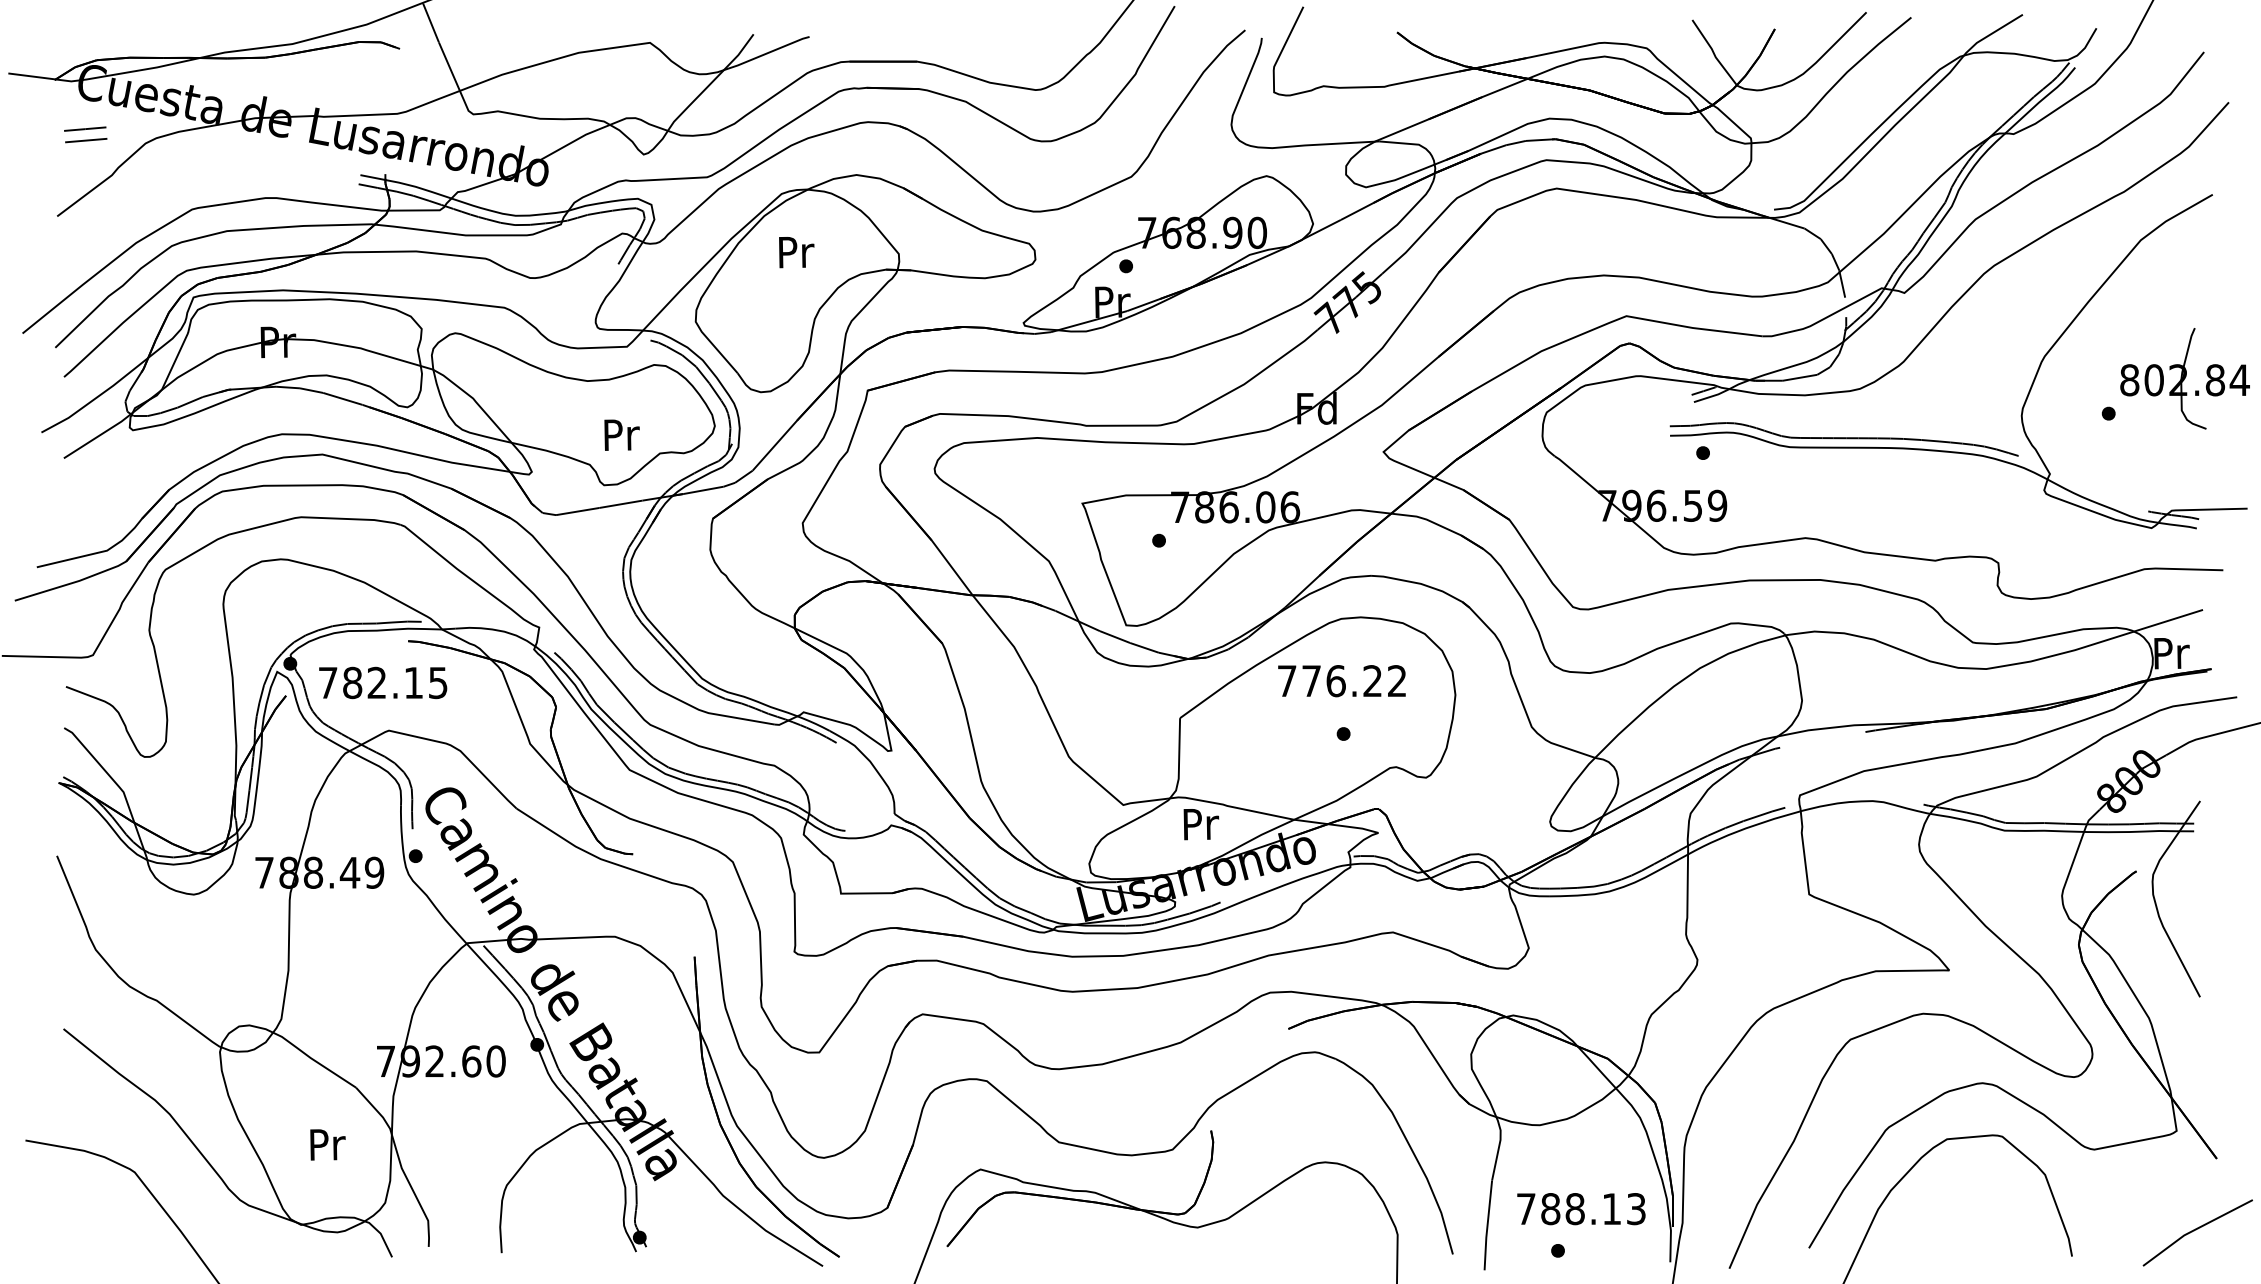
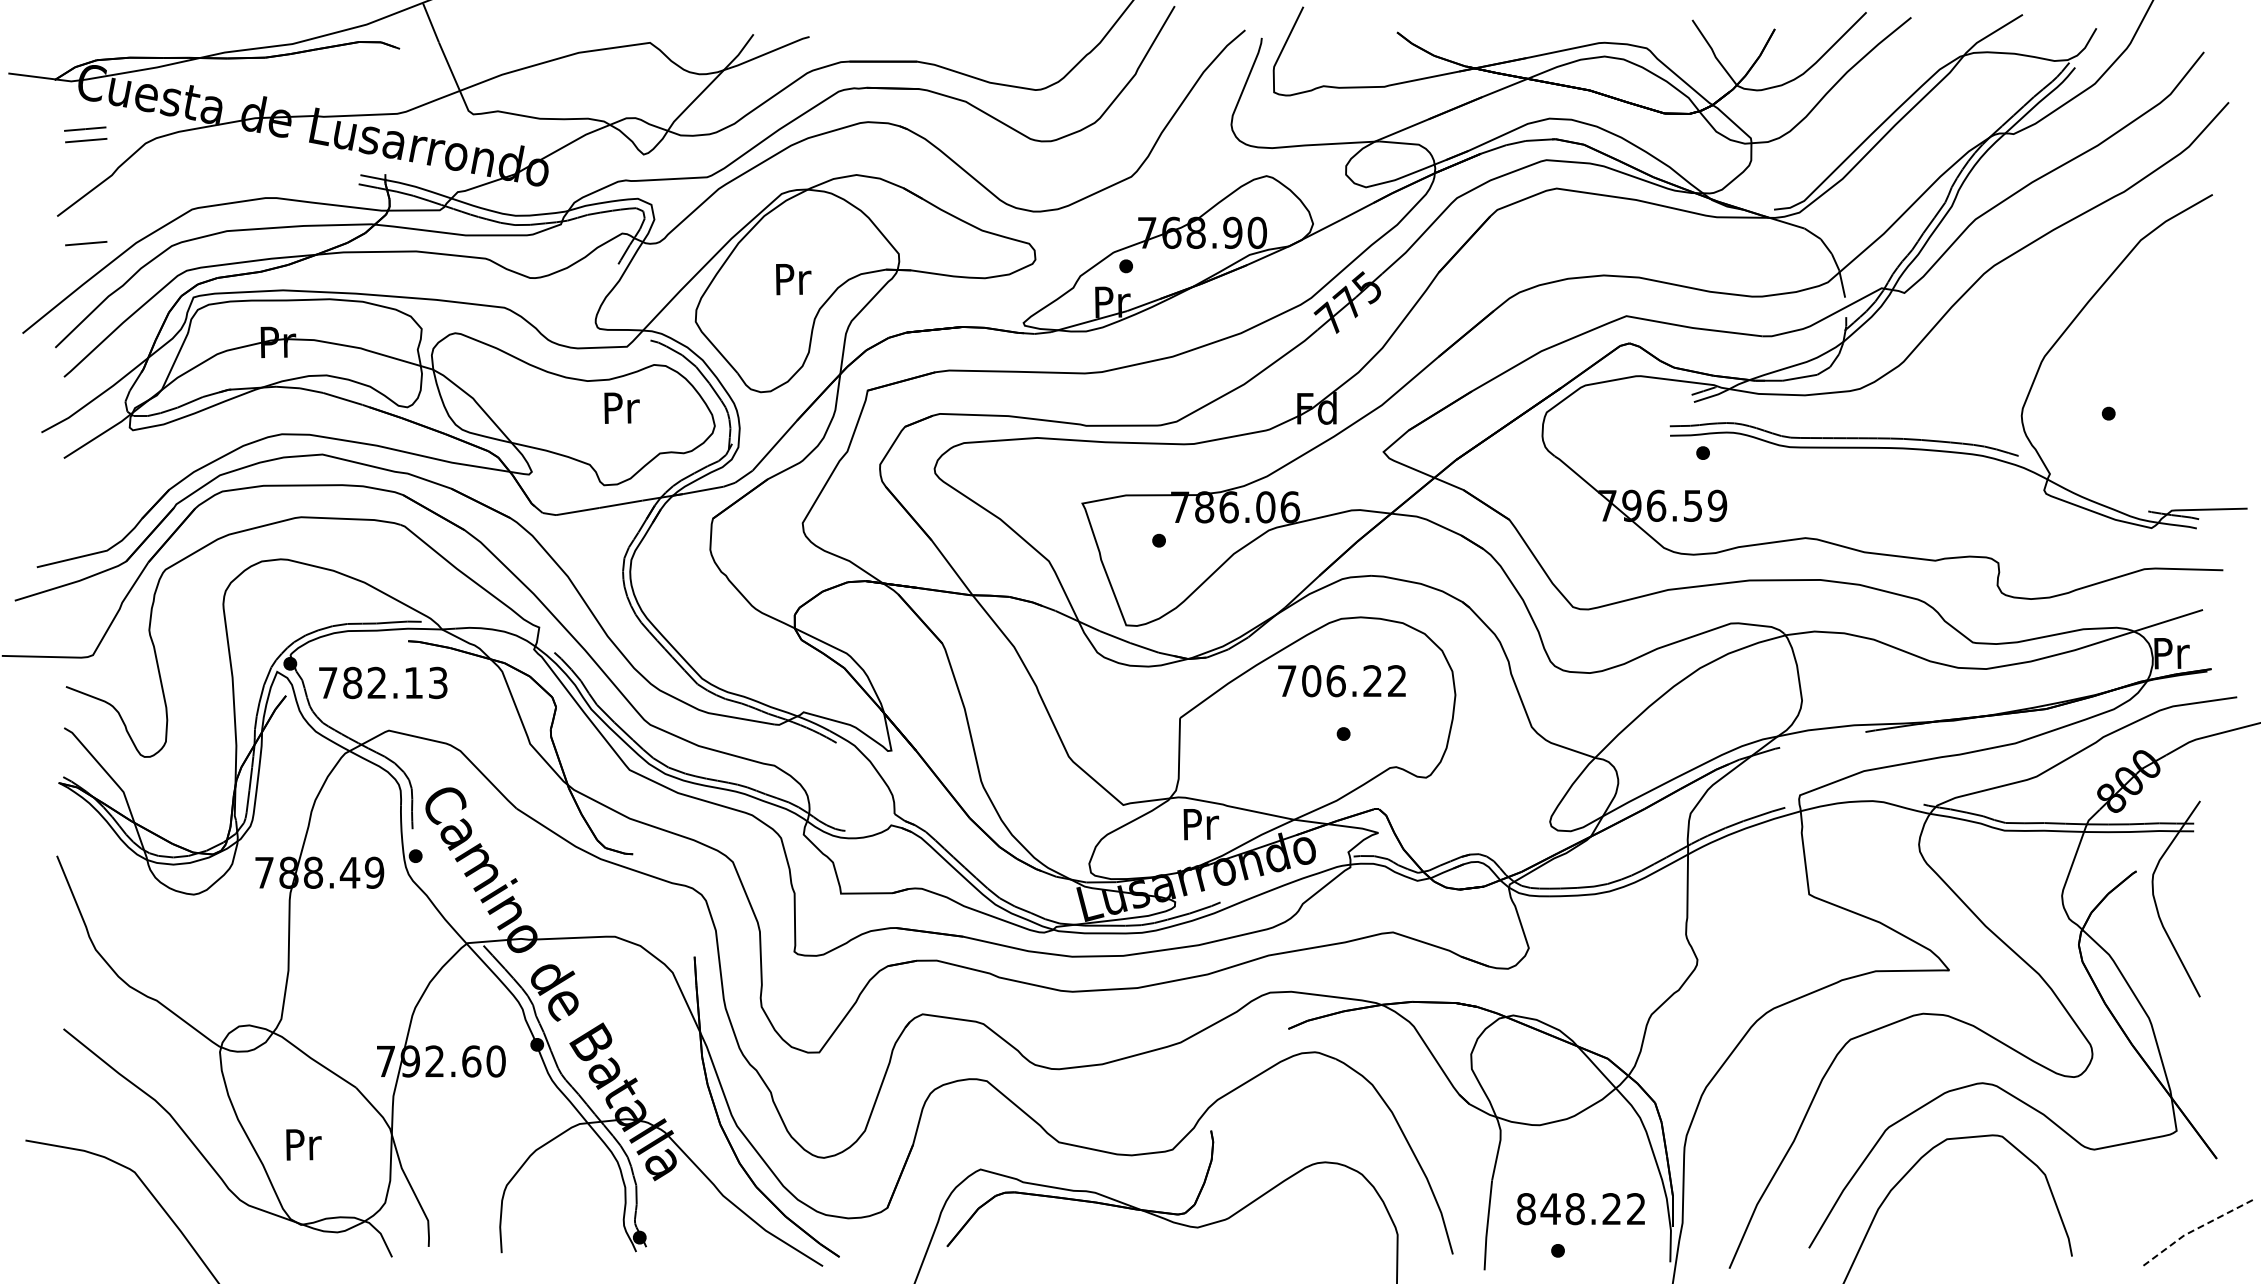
line: none -> present (86, 243)
text position: (796, 252) -> (793, 279) (793, 279)
part: present -> none (2184, 378)
text position: (621, 434) -> (621, 407) (621, 407)
text: 776.22 -> 706.22 (1311, 681)
text: 782.15 -> 782.13 (438, 682)
text position: (327, 1144) -> (303, 1144) (303, 1144)
text: 788.13 -> 848.22 (1580, 1209)
line: solid -> dashed (2194, 1229)
